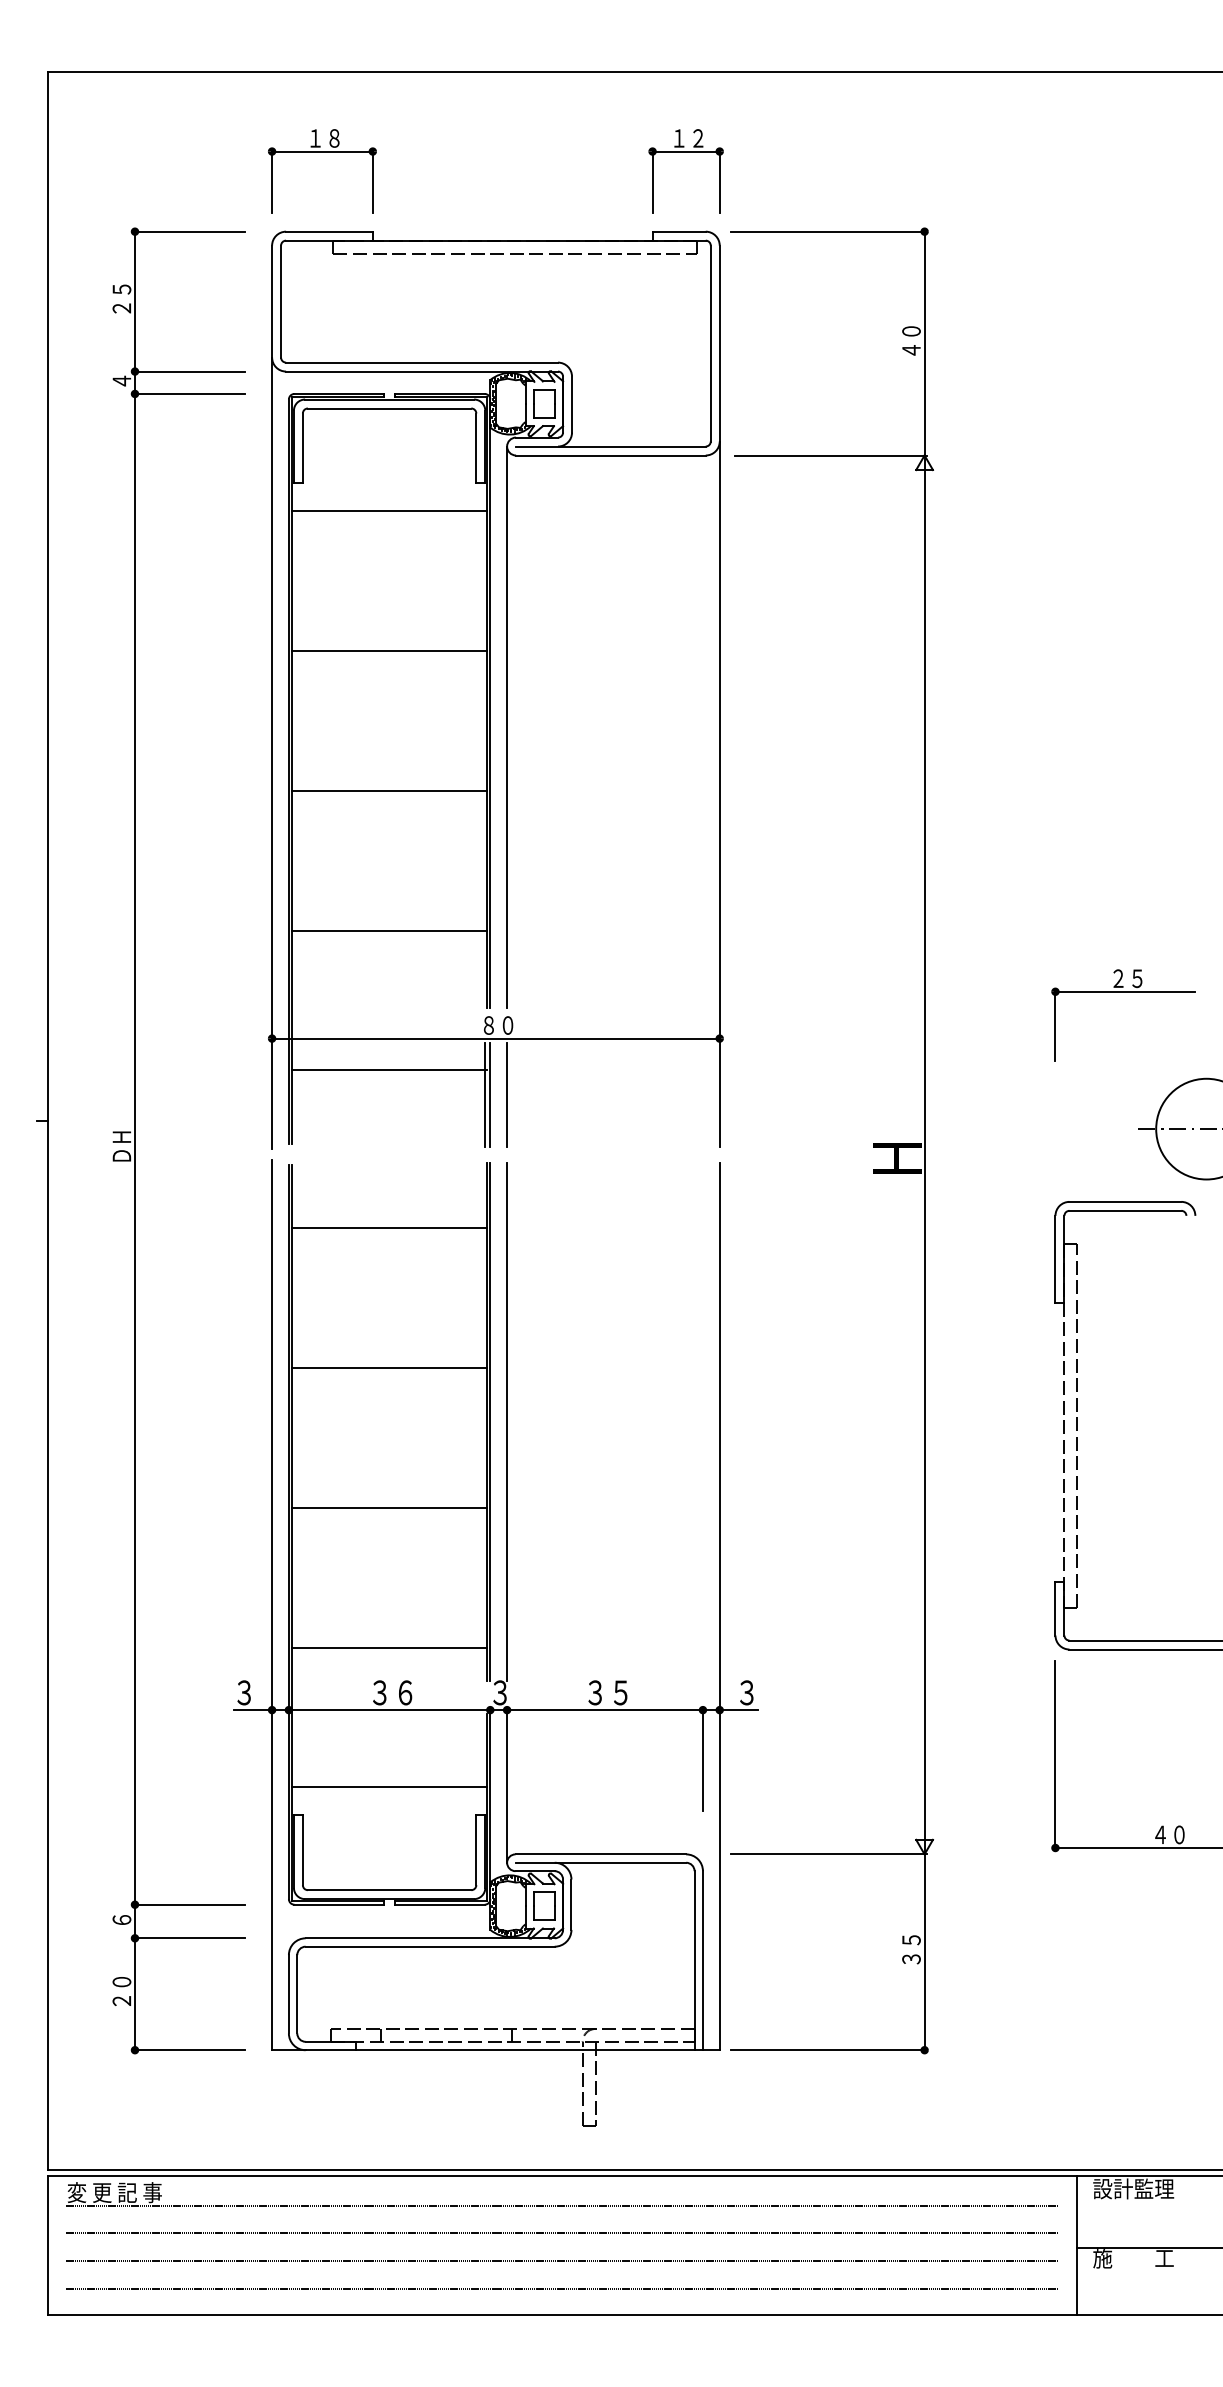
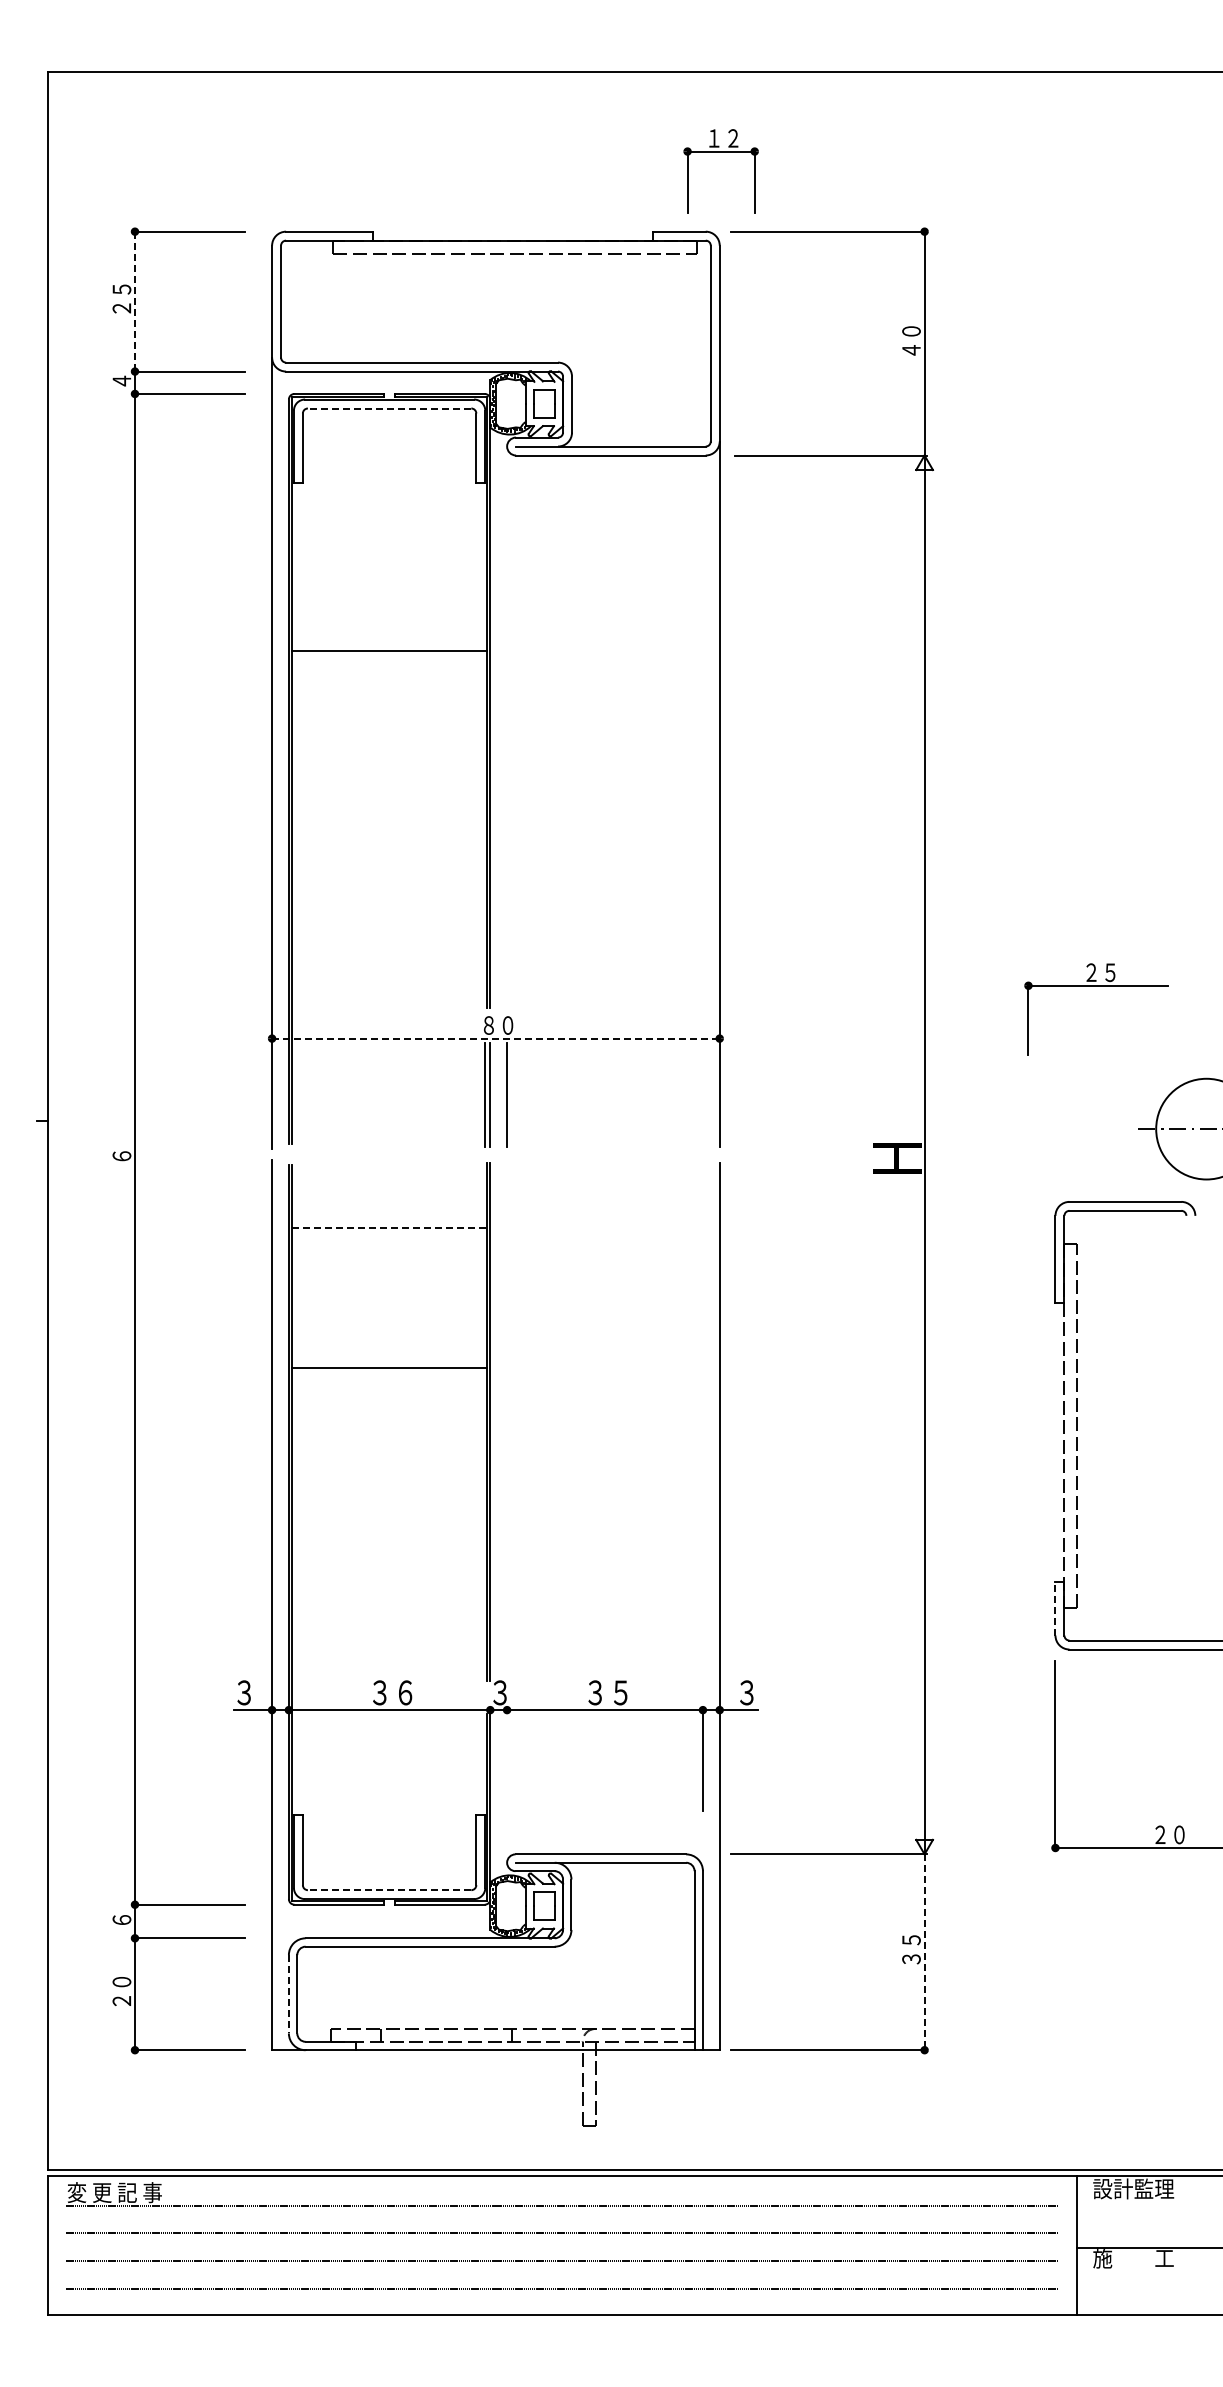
part: present -> none (322, 152)
part position: (685, 152) -> (720, 152) (720, 152)
line: solid -> dashed (135, 301)
line: solid -> dashed (389, 408)
line: present -> none (389, 511)
line: present -> none (507, 726)
line: present -> none (389, 790)
line: present -> none (389, 930)
part position: (1123, 992) -> (1096, 986) (1096, 986)
line: solid -> dashed (495, 1038)
line: present -> none (389, 1070)
text: ＤＨ -> ６ (121, 1146)
line: solid -> dashed (390, 1228)
line: present -> none (507, 1422)
line: present -> none (389, 1508)
line: solid -> dashed (1055, 1608)
line: present -> none (389, 1647)
line: present -> none (389, 1787)
line: present -> none (507, 1787)
text: ４０ -> ２０ (1160, 1834)
line: solid -> dashed (389, 1890)
line: solid -> dashed (924, 1952)
line: solid -> dashed (288, 1994)
